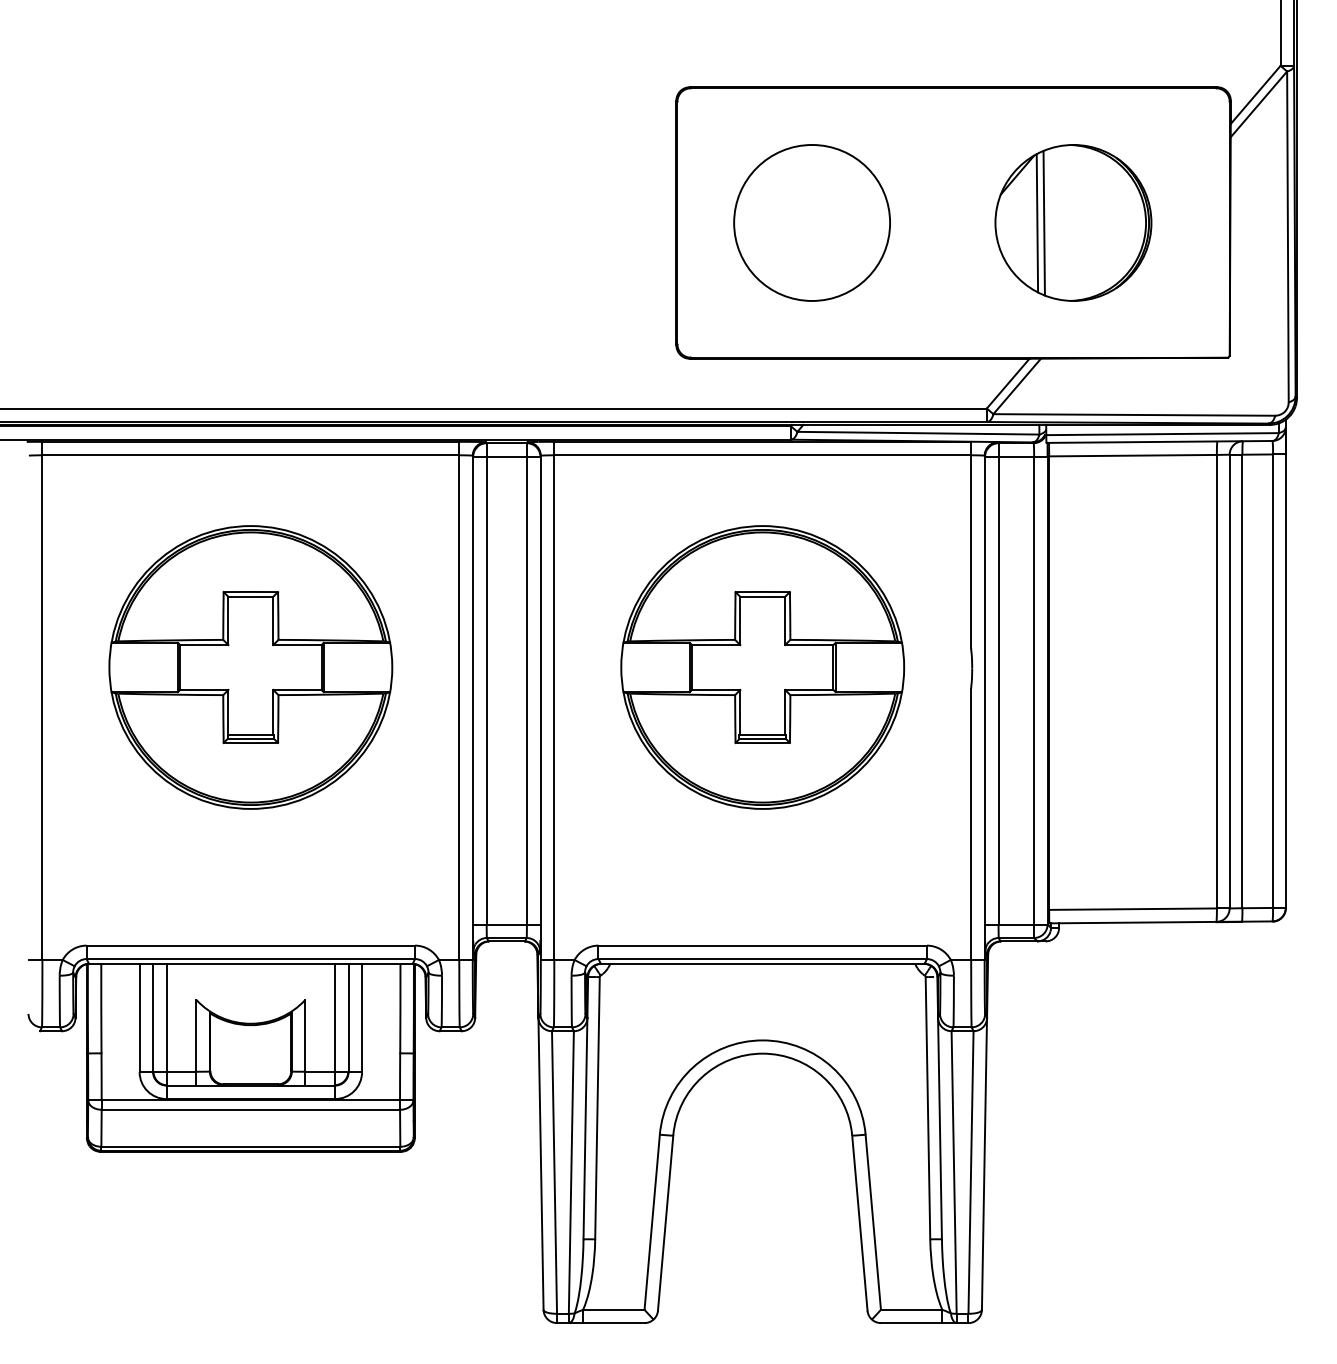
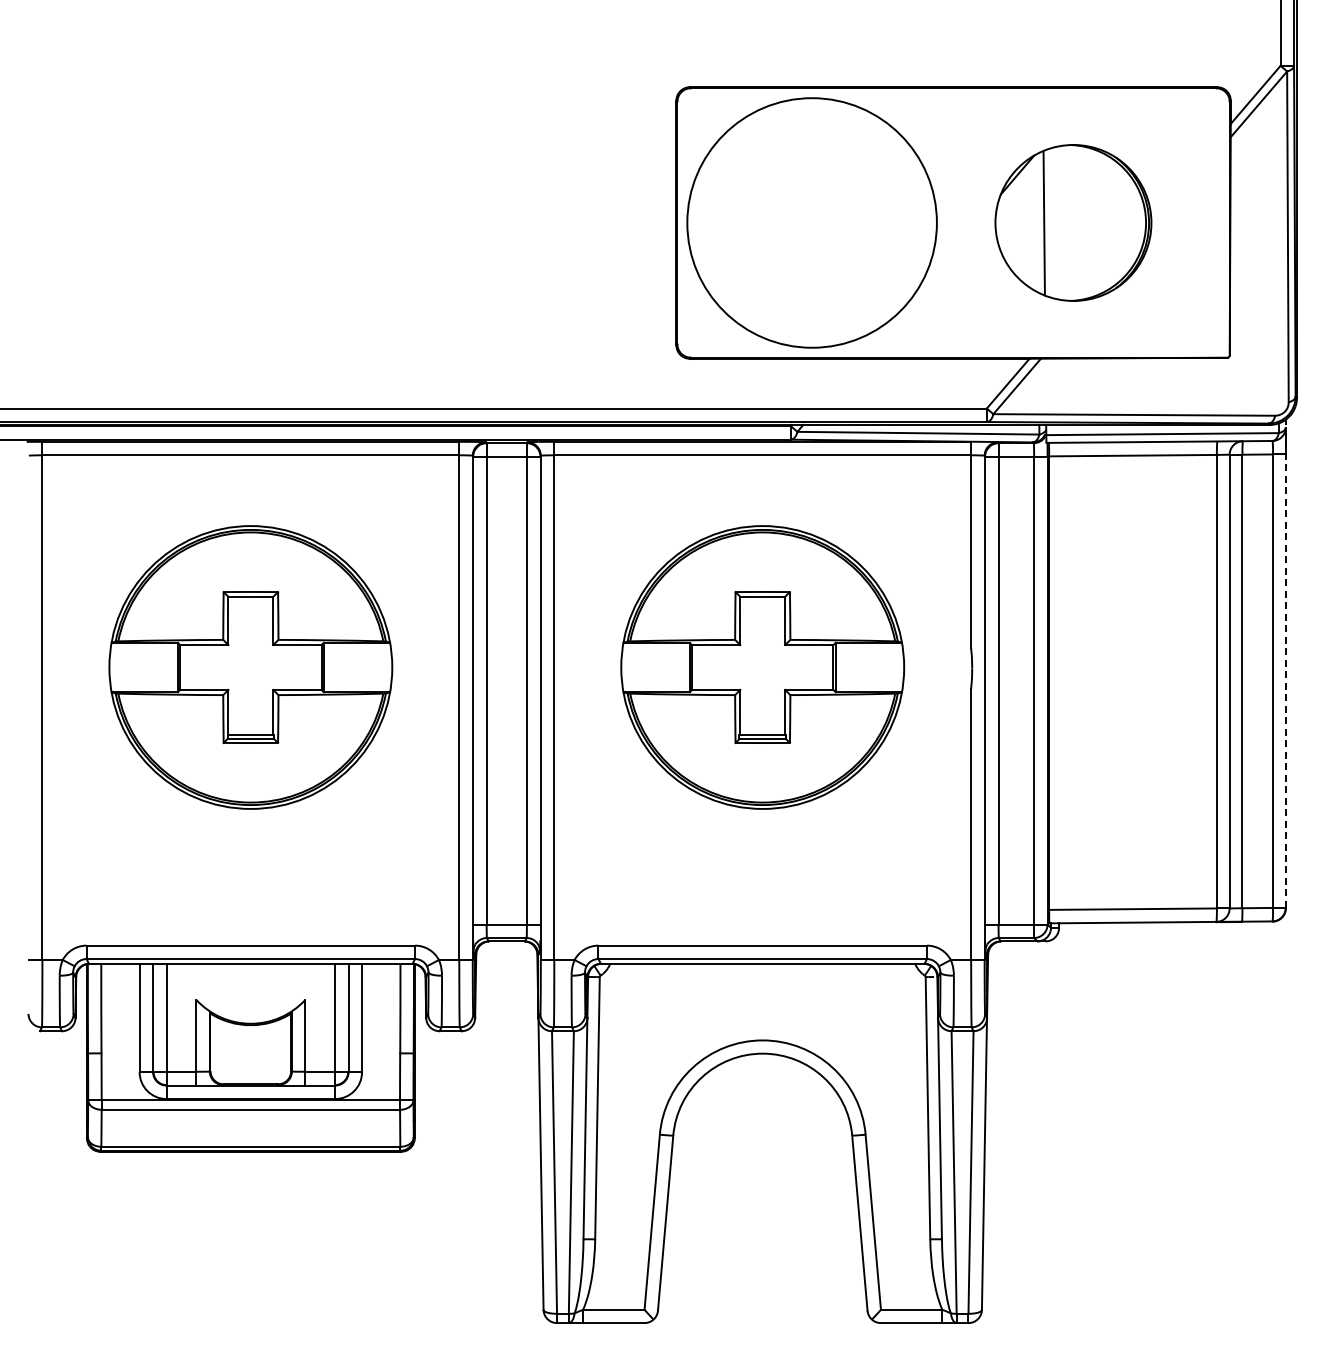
circle diameter: 156 px -> 250 px (811, 222)
line: present -> none (1037, 223)
line: solid -> dashed (1285, 663)
